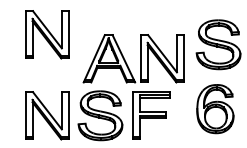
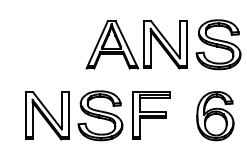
part: present -> none (47, 34)
part position: (140, 58) -> (143, 44) (143, 44)
part position: (215, 109) -> (215, 116) (215, 116)
